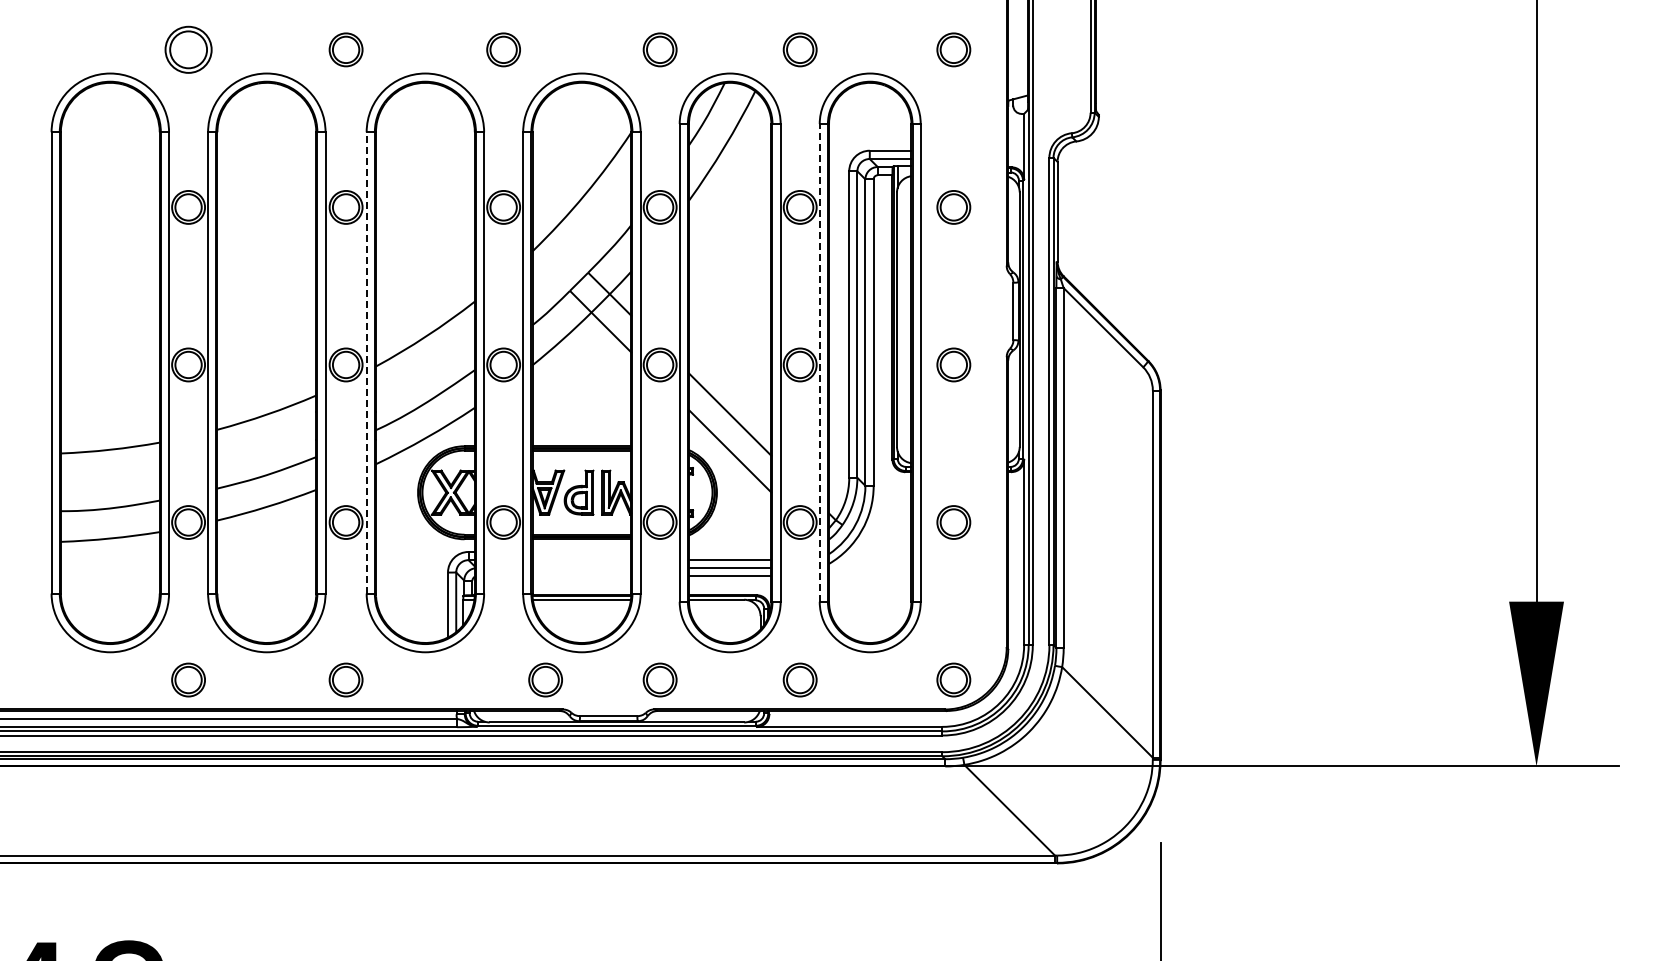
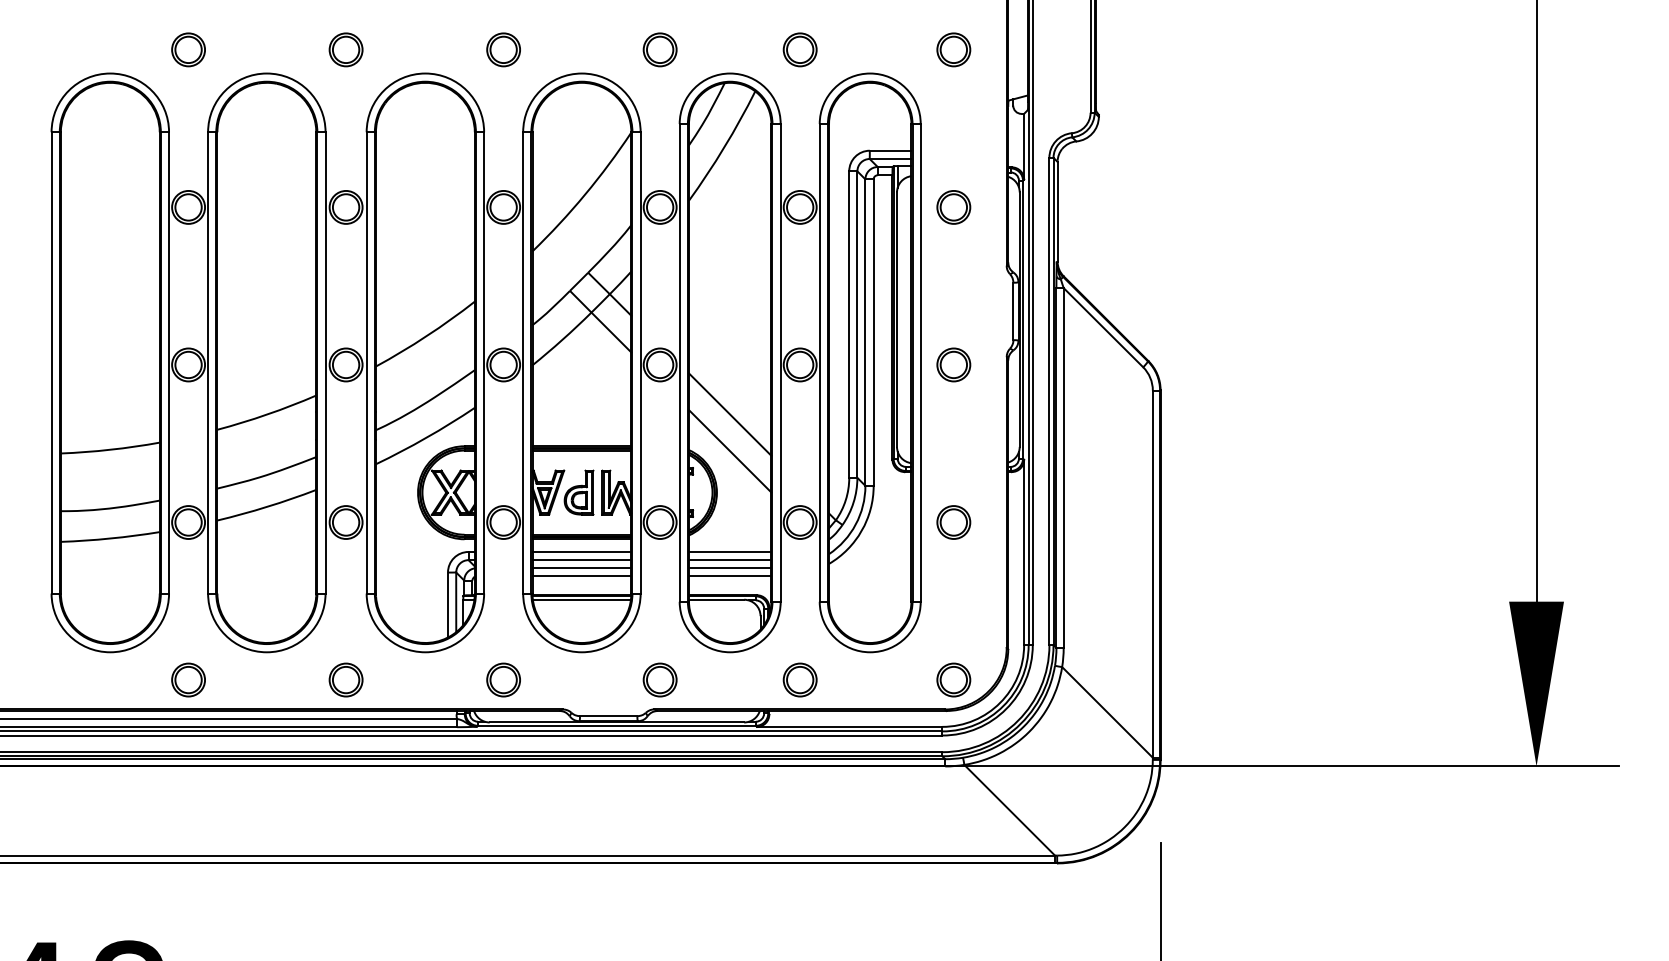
part size: 49x49 px -> 35x36 px (188, 49)
line: dashed -> solid (366, 362)
line: dashed -> solid (819, 362)
line: none -> present (581, 552)
line: none -> present (730, 552)
line: none -> present (581, 560)
line: none -> present (581, 568)
line: none -> present (581, 576)
part position: (545, 679) -> (503, 679) (503, 679)
